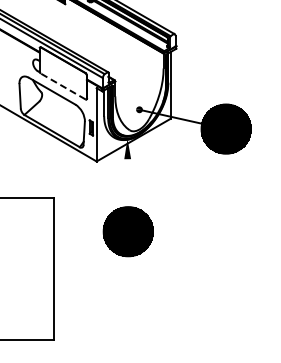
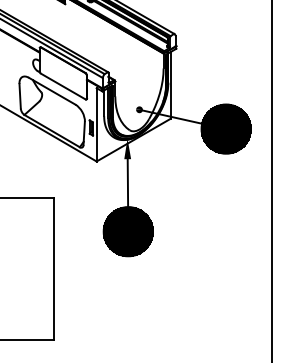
line: dashed -> solid (63, 86)
line: none -> present (272, 180)
line: none -> present (127, 183)
